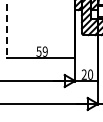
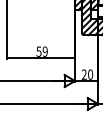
line: dashed -> solid (7, 30)
